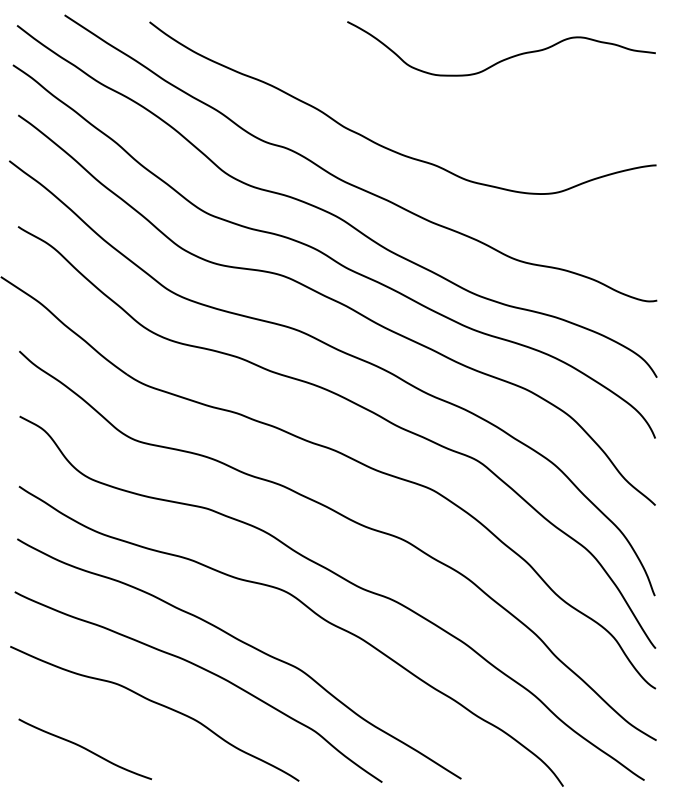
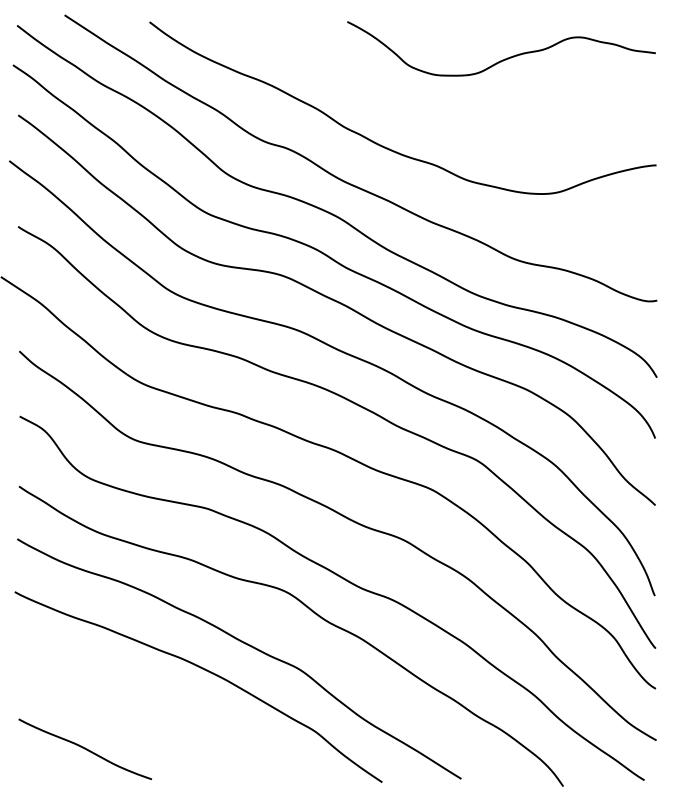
curve: present -> none (159, 705)
